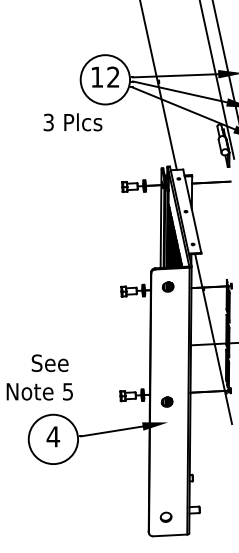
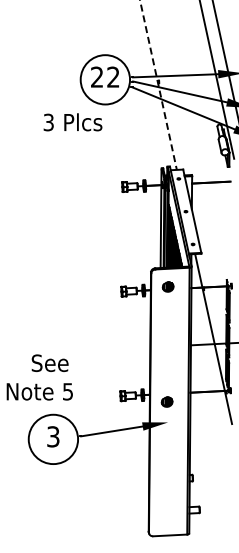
text: 12 -> 22 (96, 76)
line: solid -> dashed (158, 85)
text: 4 -> 3 (53, 436)
part: present -> none (165, 516)
